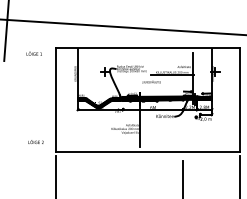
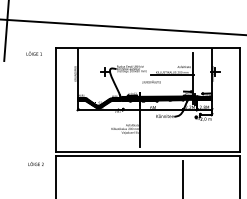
text position: (35, 141) -> (35, 163) (35, 163)
line: none -> present (148, 156)
